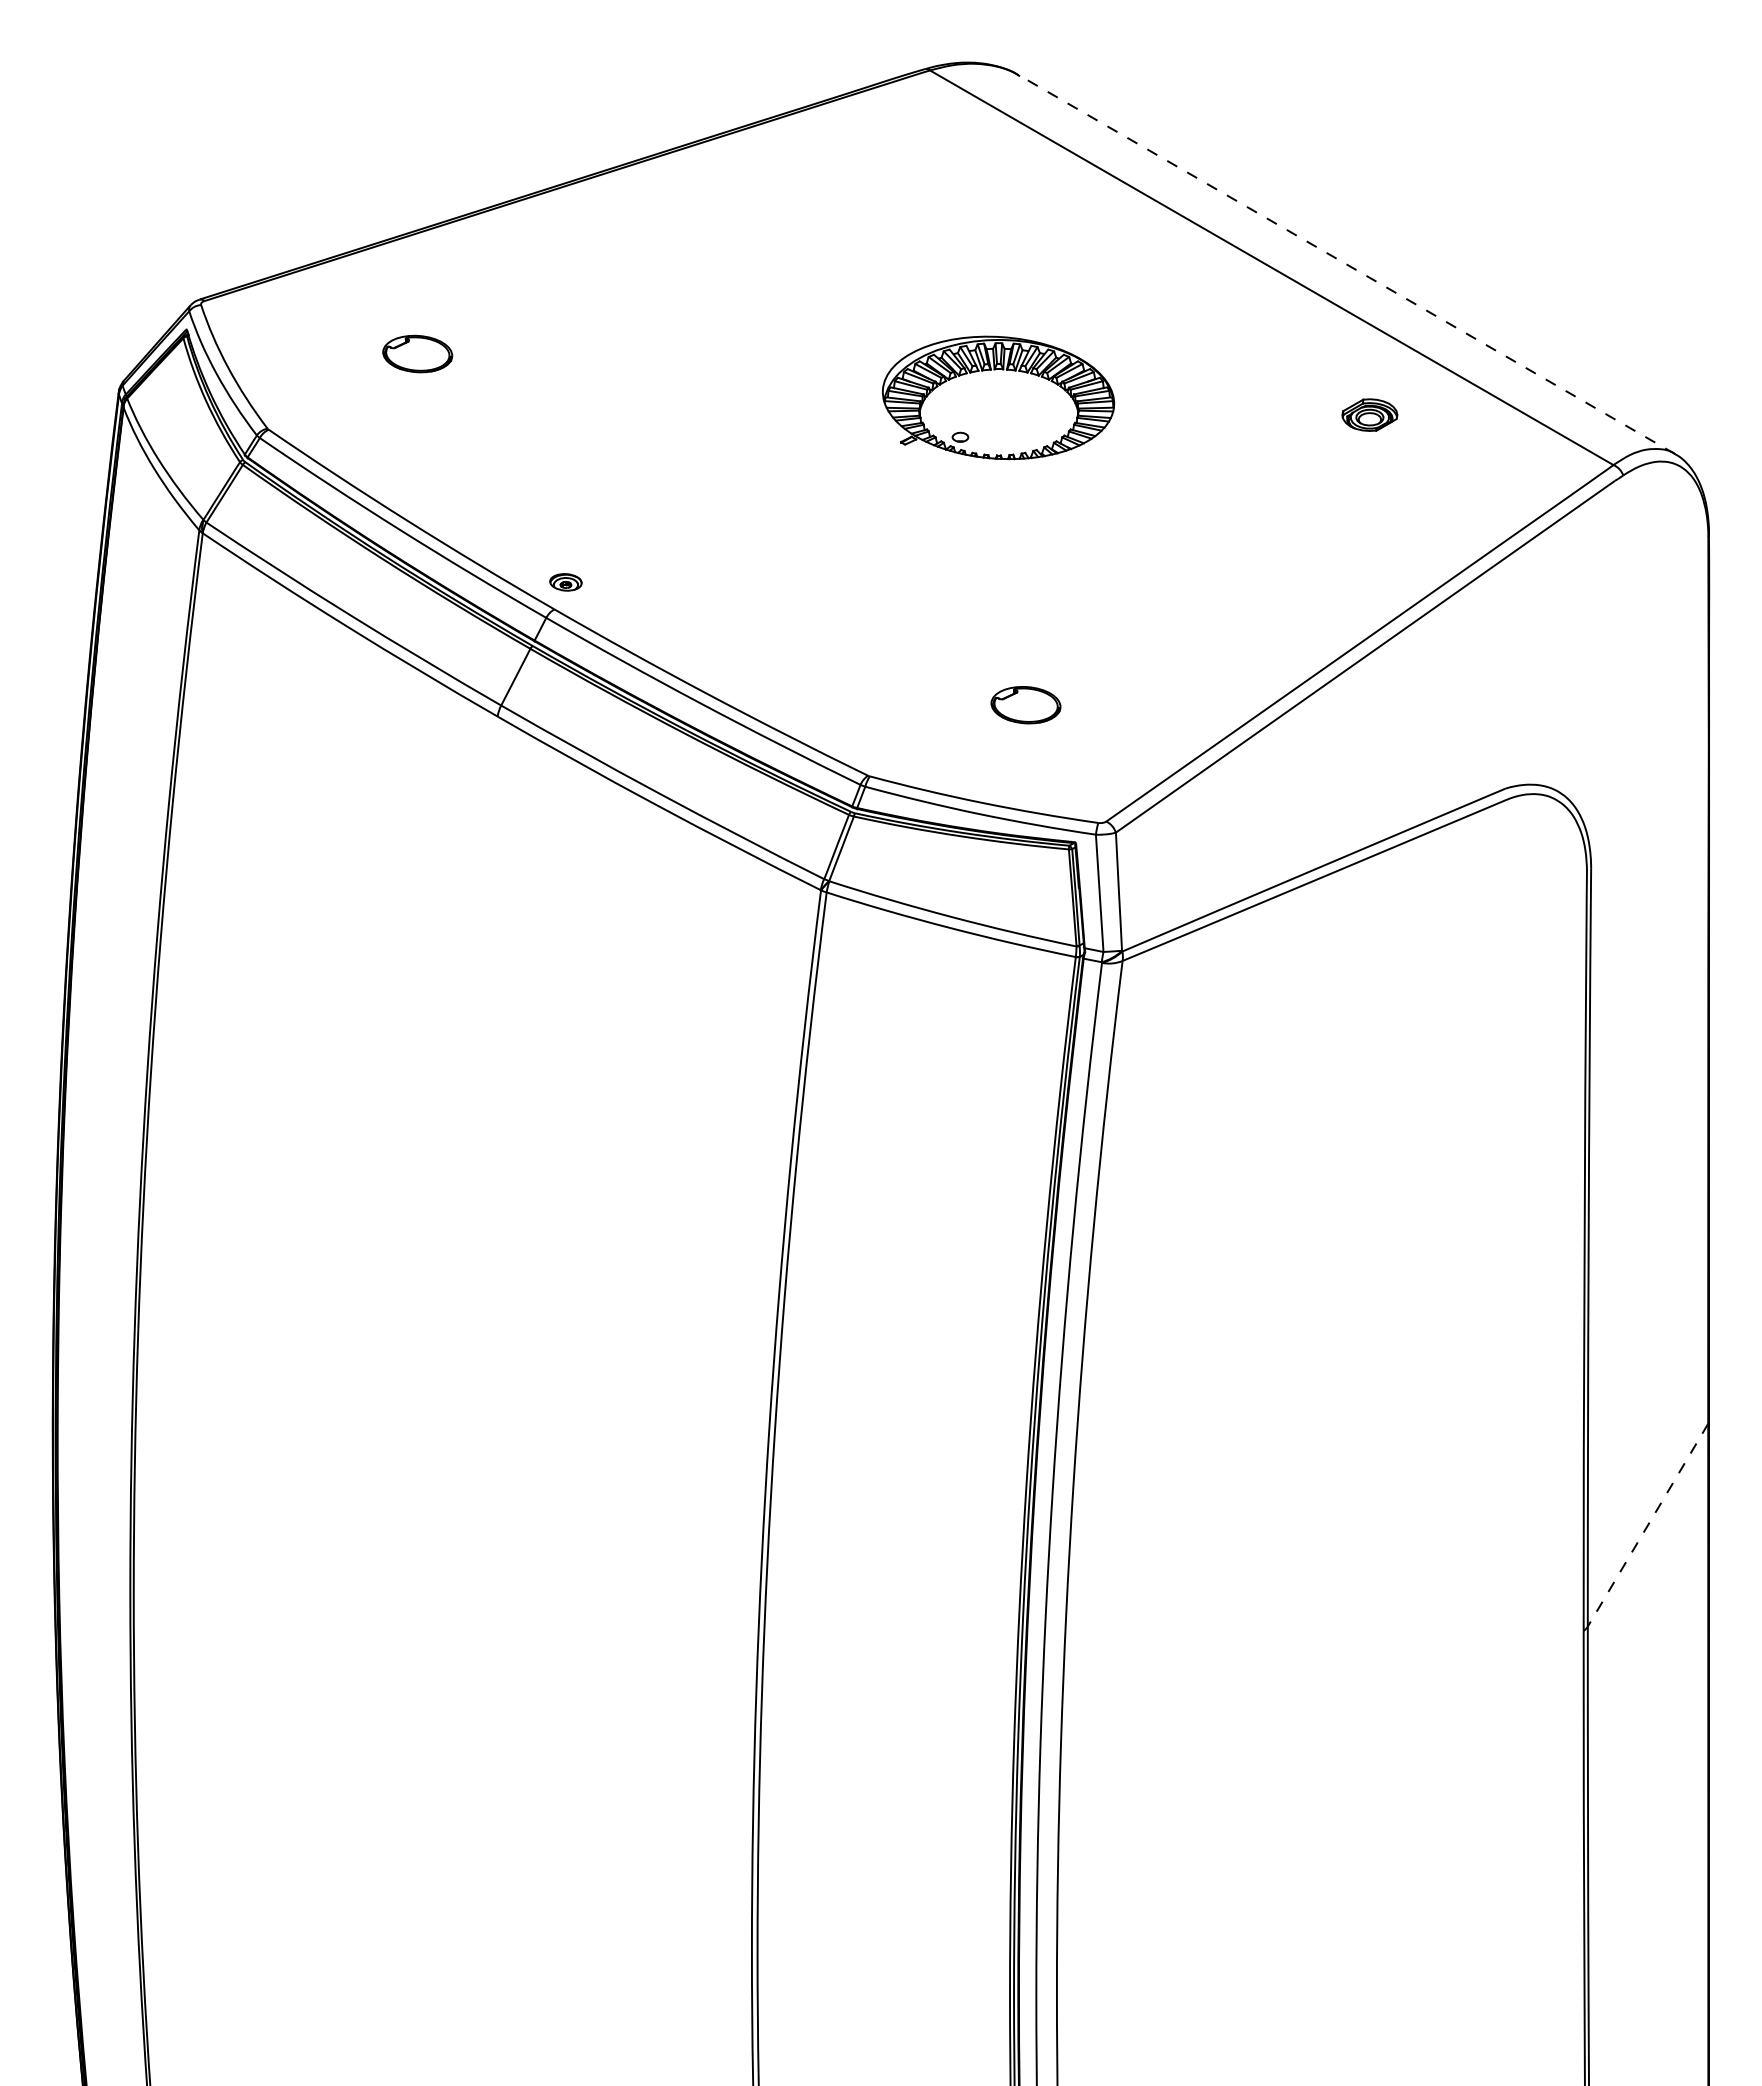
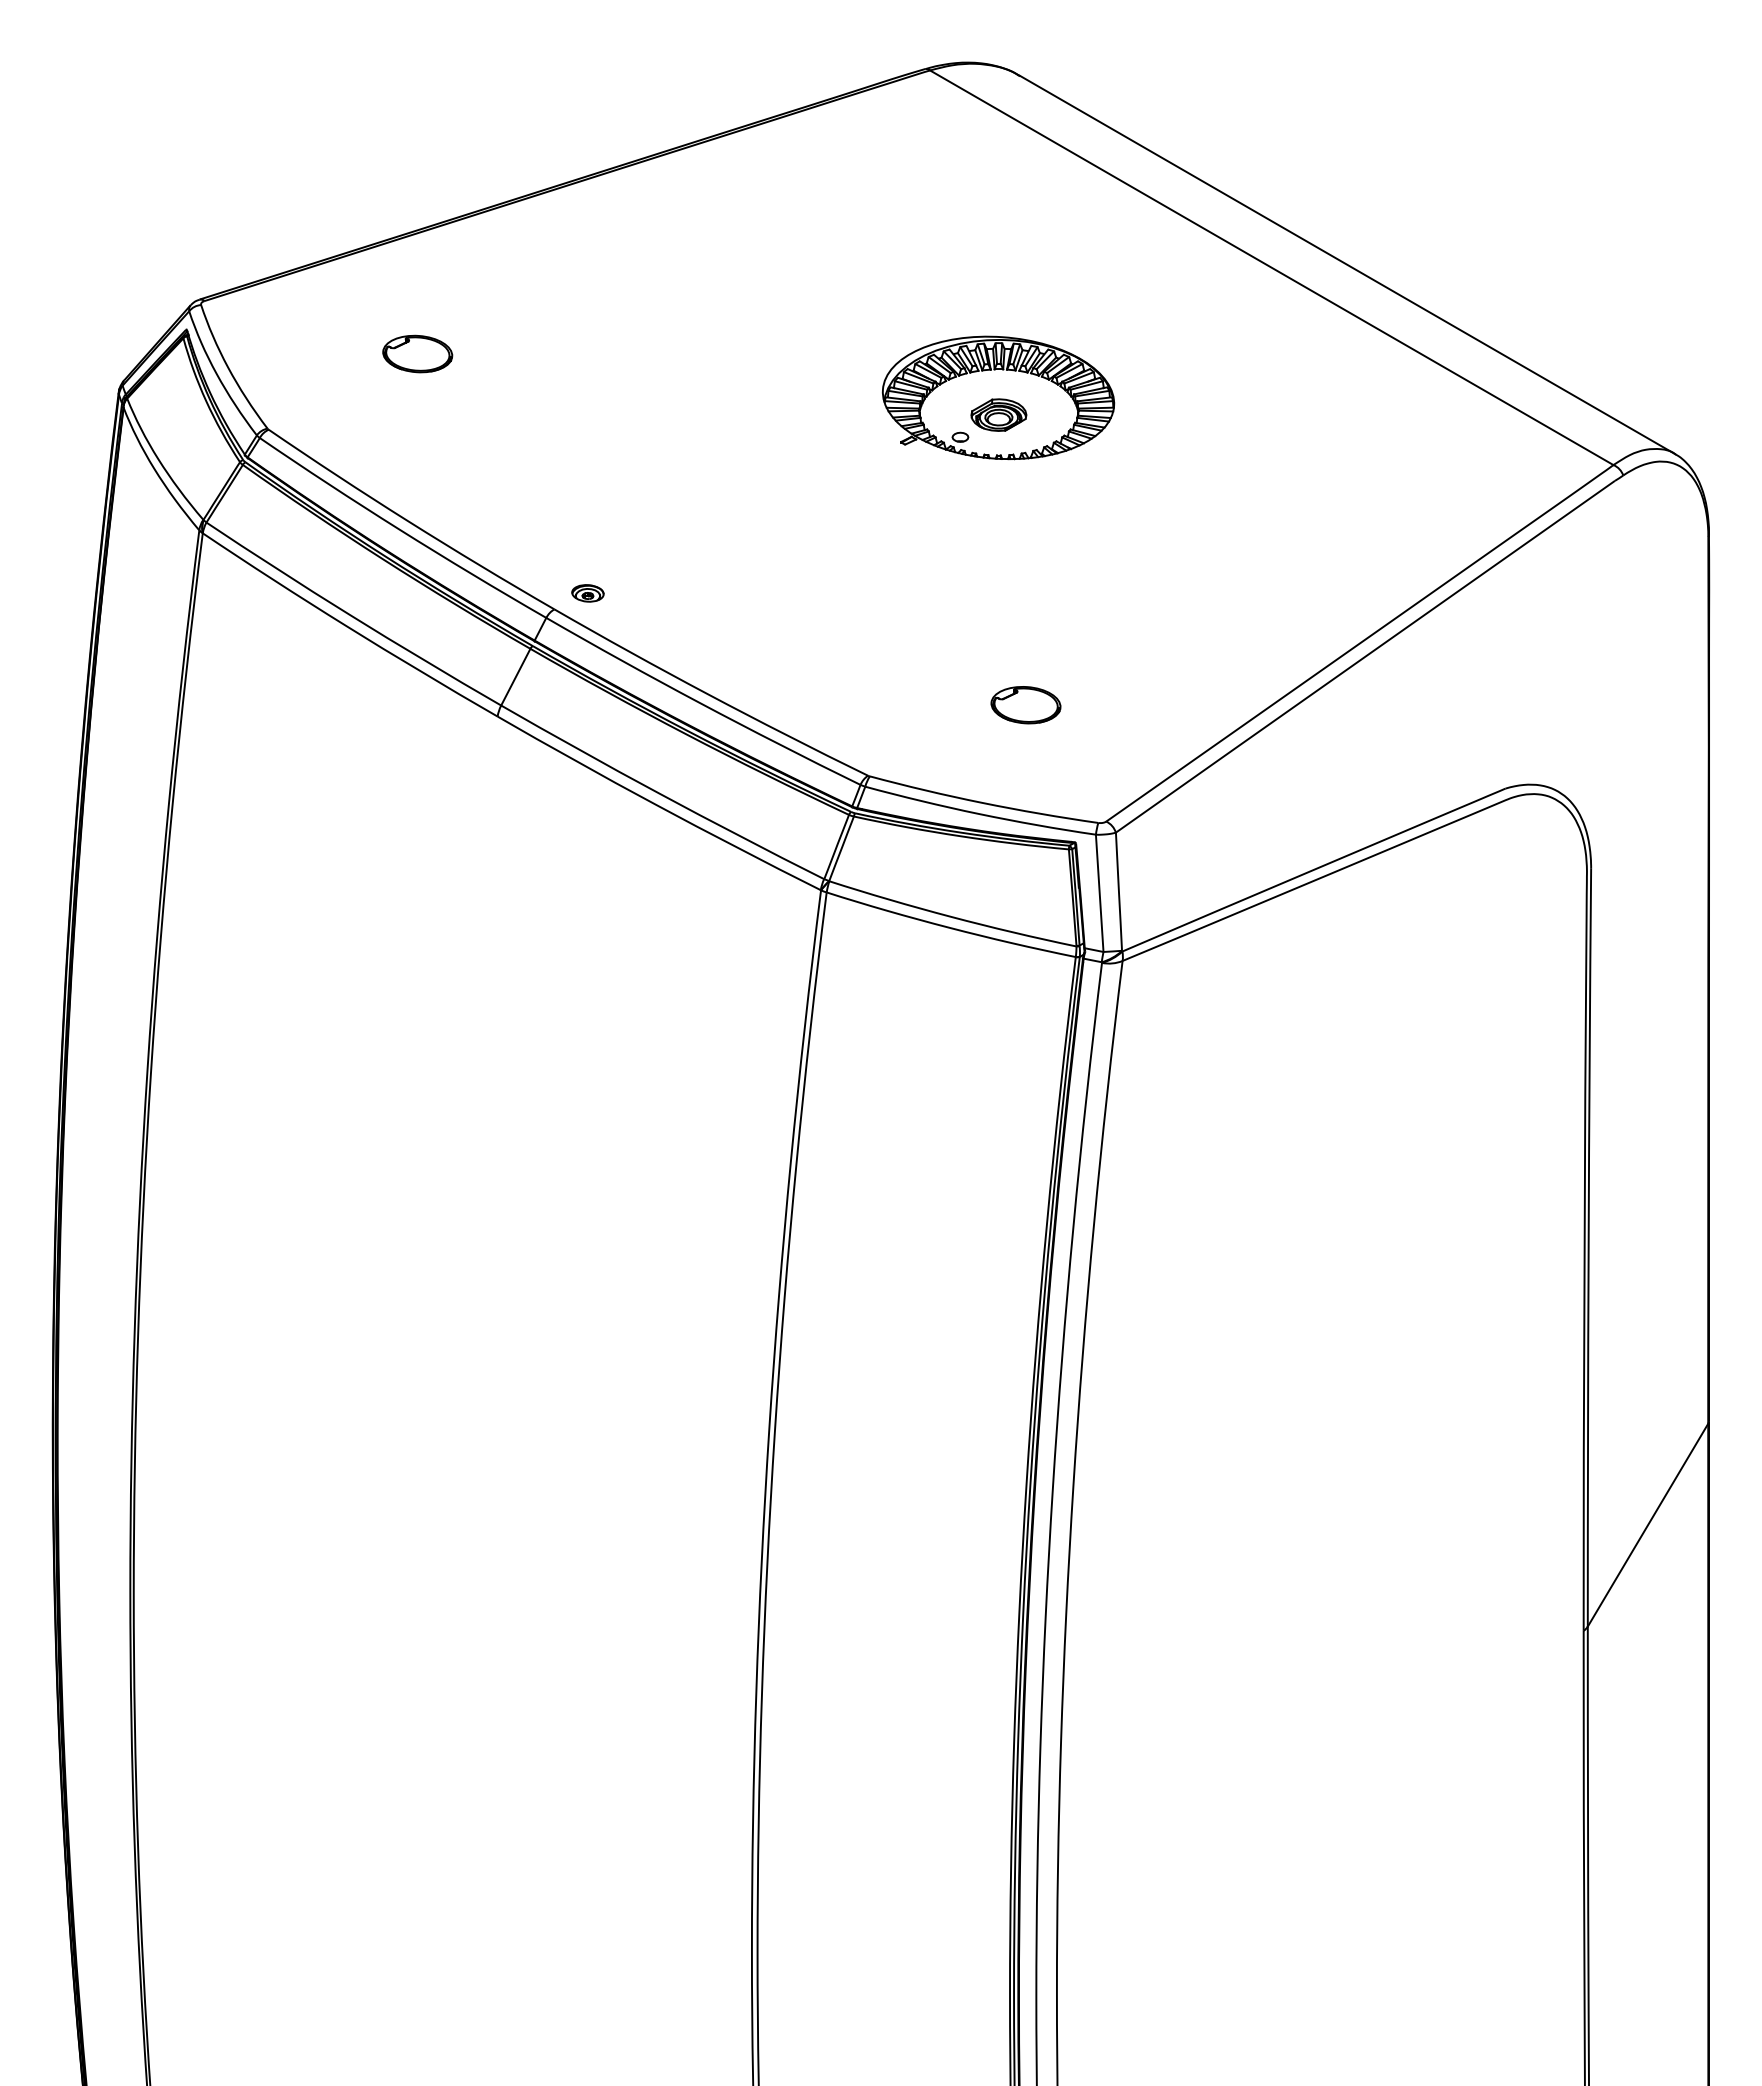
line: dashed -> solid (1347, 264)
part position: (1369, 414) -> (998, 414) (998, 414)
part position: (565, 582) -> (587, 593) (587, 593)
line: dashed -> solid (1648, 1525)
